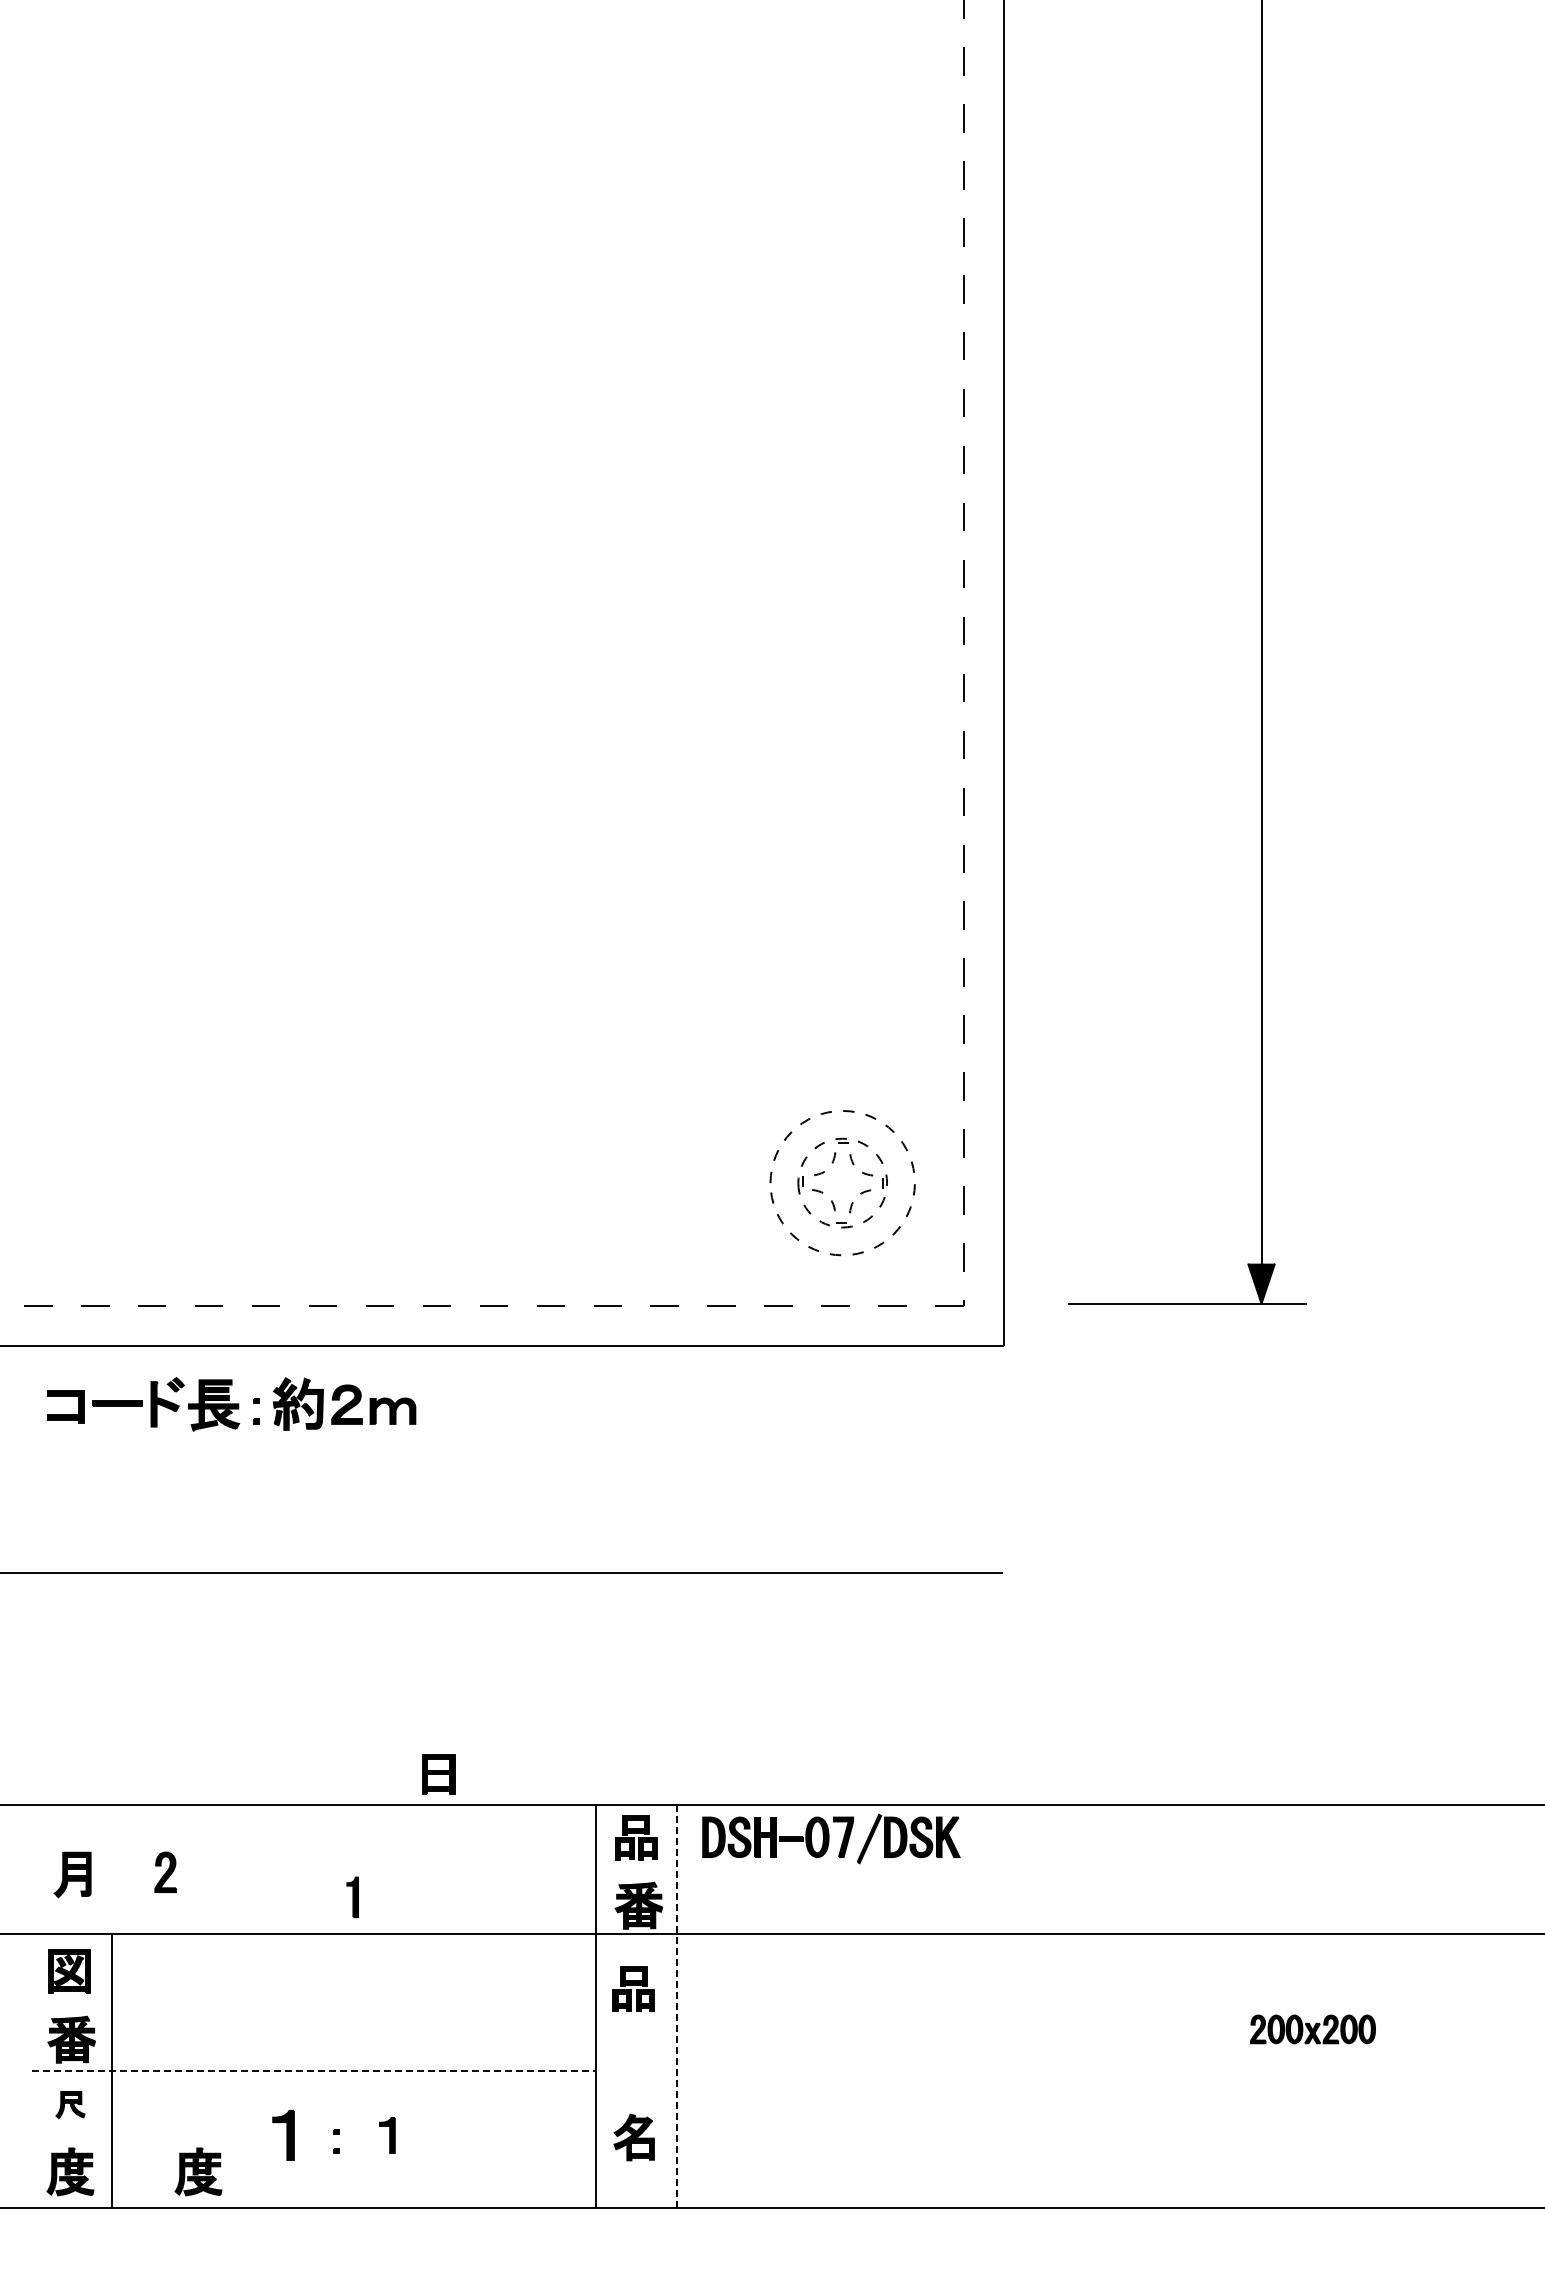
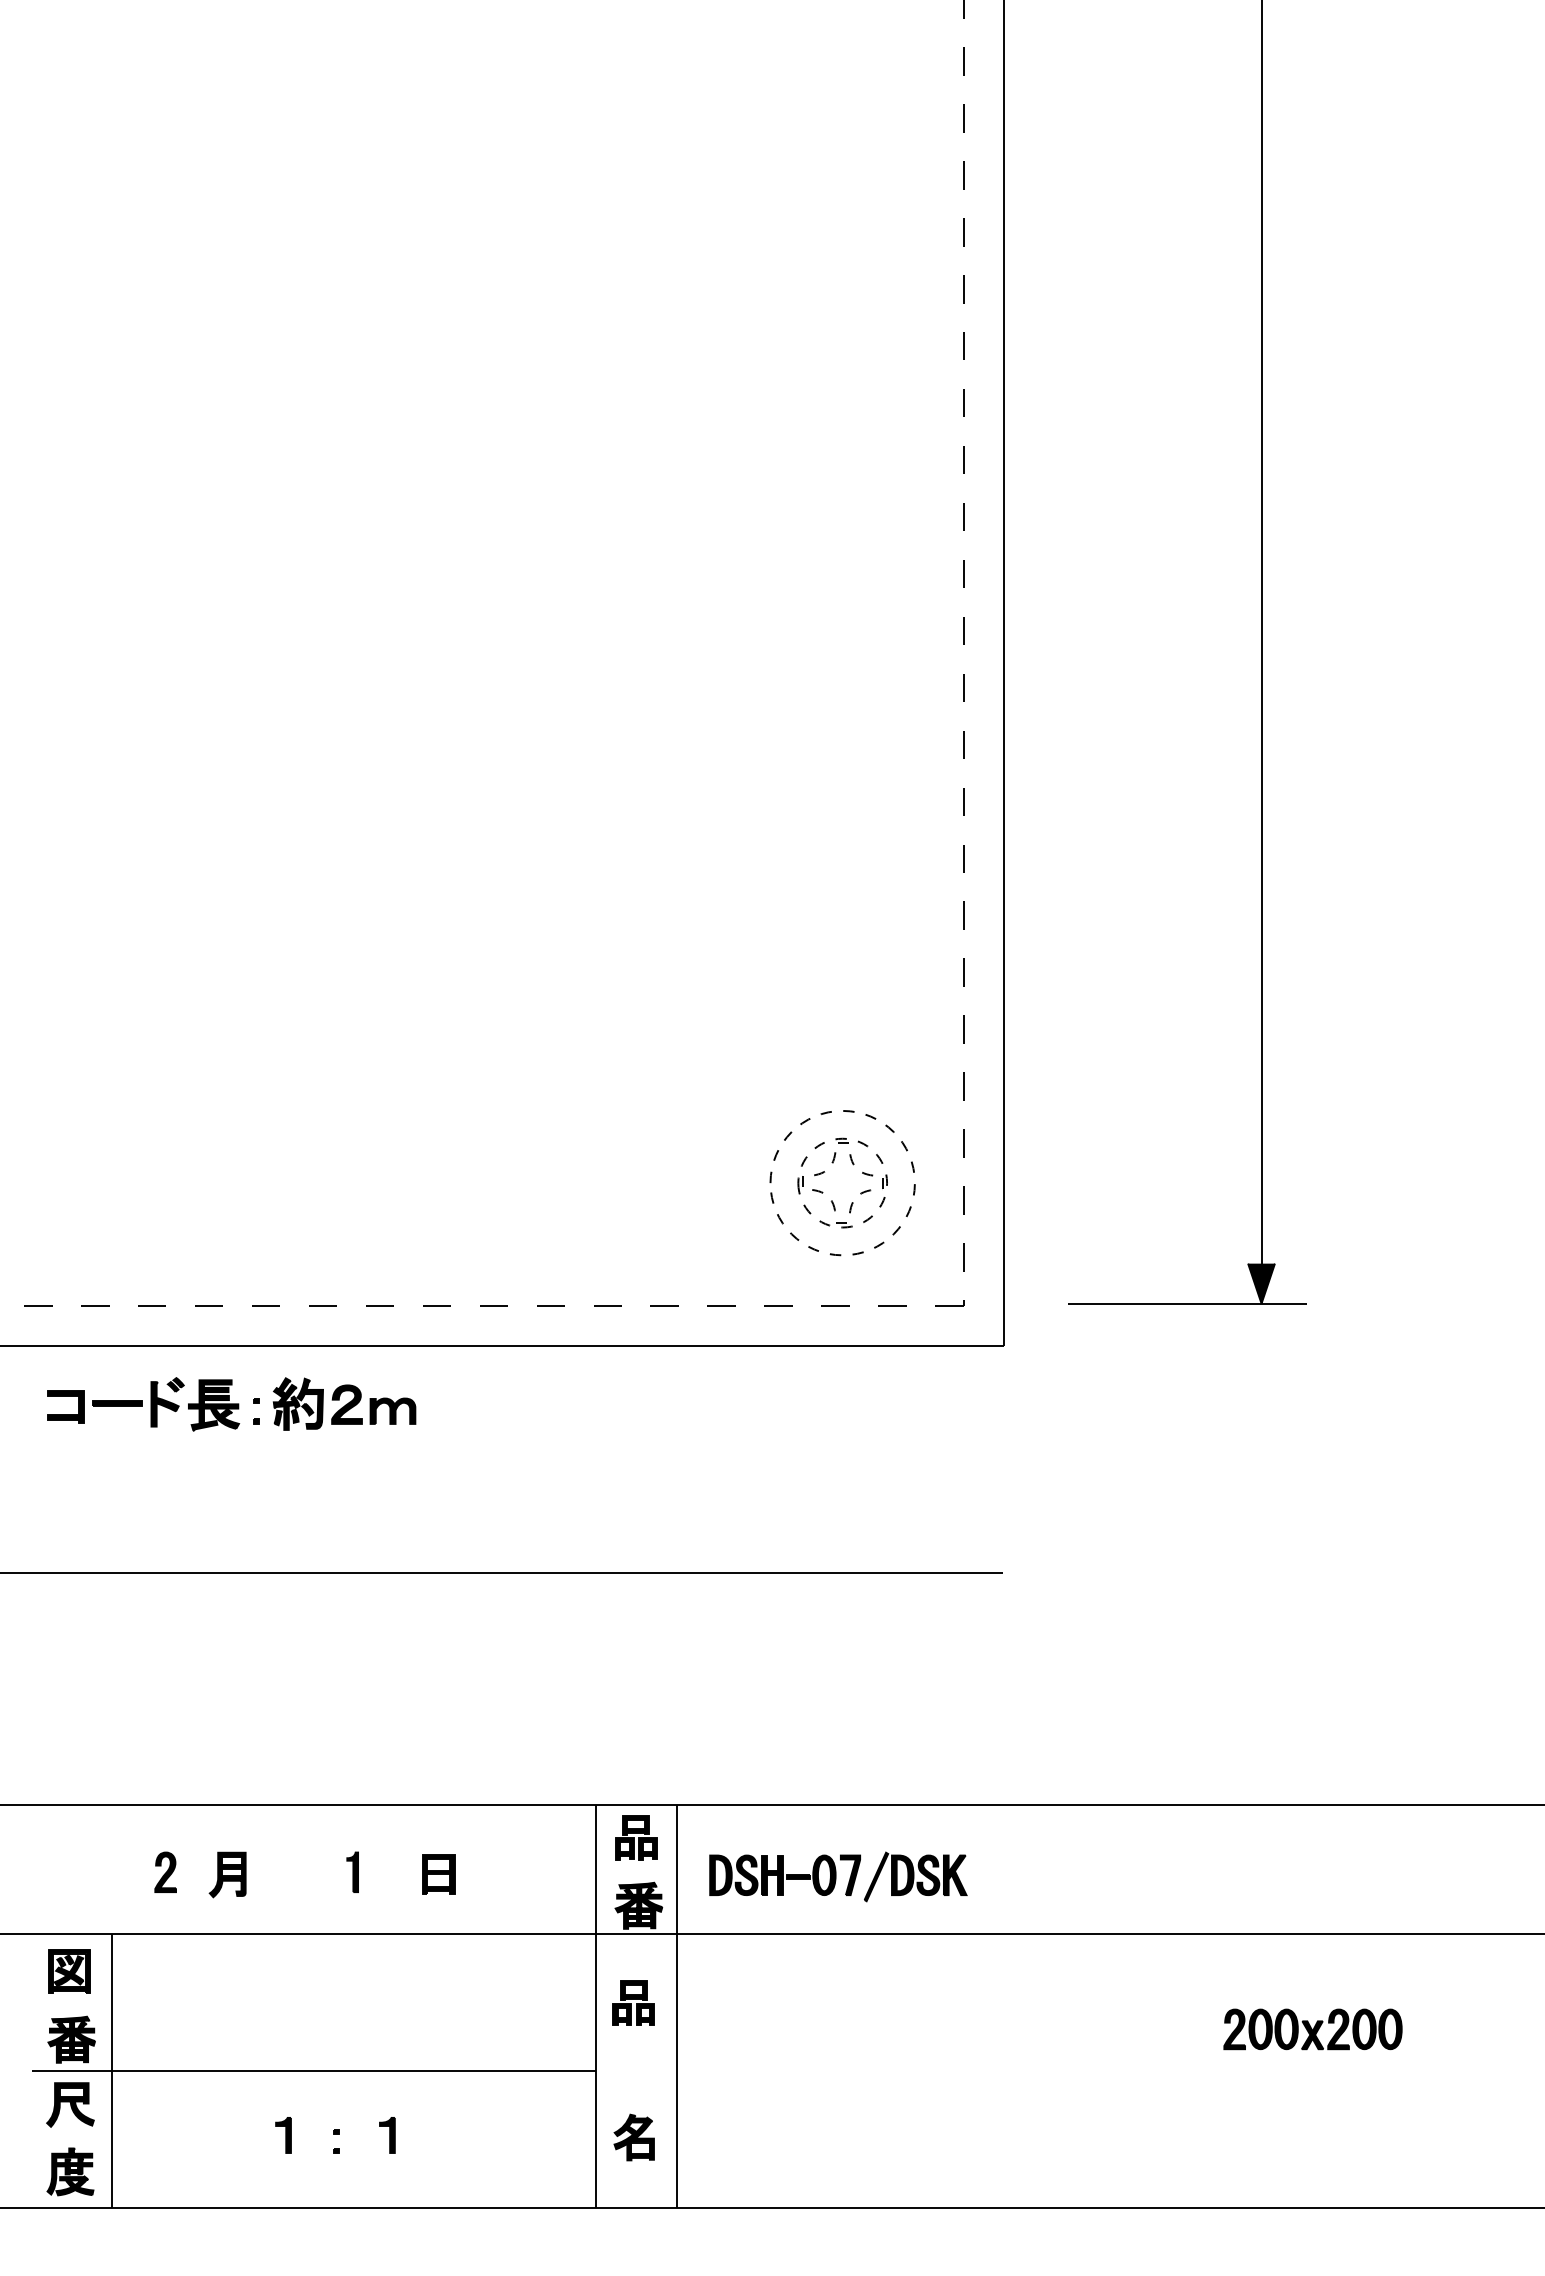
part position: (438, 1774) -> (438, 1874) (438, 1874)
part position: (831, 1838) -> (838, 1876) (838, 1876)
part position: (72, 1874) -> (227, 1874) (227, 1874)
part position: (352, 1896) -> (352, 1871) (352, 1871)
part position: (633, 1988) -> (633, 2002) (633, 2002)
line: dashed -> solid (676, 2006)
part size: 126x31 px -> 180x43 px (1312, 2029)
line: dashed -> solid (314, 2071)
part size: 31x29 px -> 49x46 px (70, 2104)
part size: 23x51 px -> 17x37 px (283, 2135)
part: present -> none (198, 2171)
